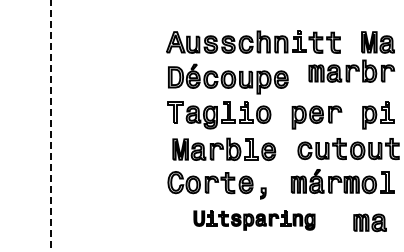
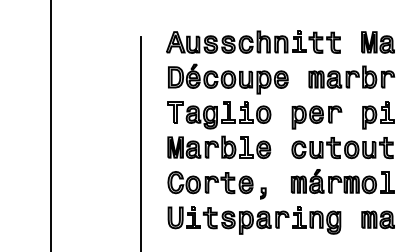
part position: (351, 70) -> (351, 76) (351, 76)
line: dashed -> solid (50, 125)
line: none -> present (140, 142)
part position: (224, 149) -> (219, 147) (219, 147)
part position: (348, 149) -> (342, 148) (342, 148)
part size: 123x21 px -> 175x29 px (254, 220)
part position: (369, 222) -> (377, 219) (377, 219)
